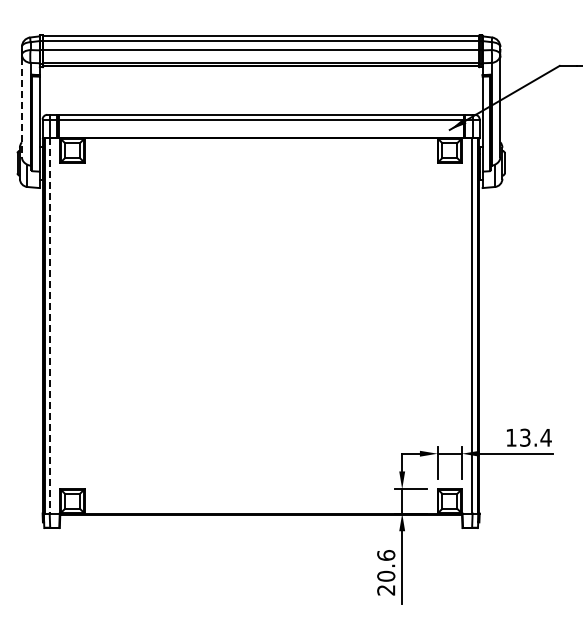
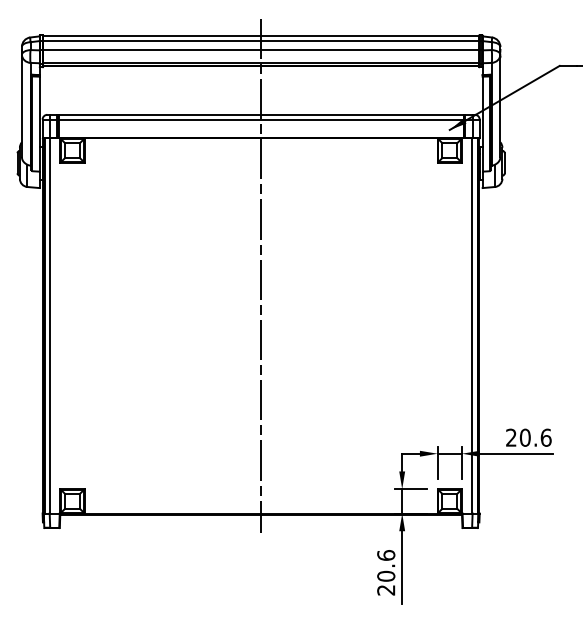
line: dashed -> solid (21, 108)
line: none -> present (261, 275)
line: dashed -> solid (50, 325)
text: 13.4 -> 20.6 (528, 437)
